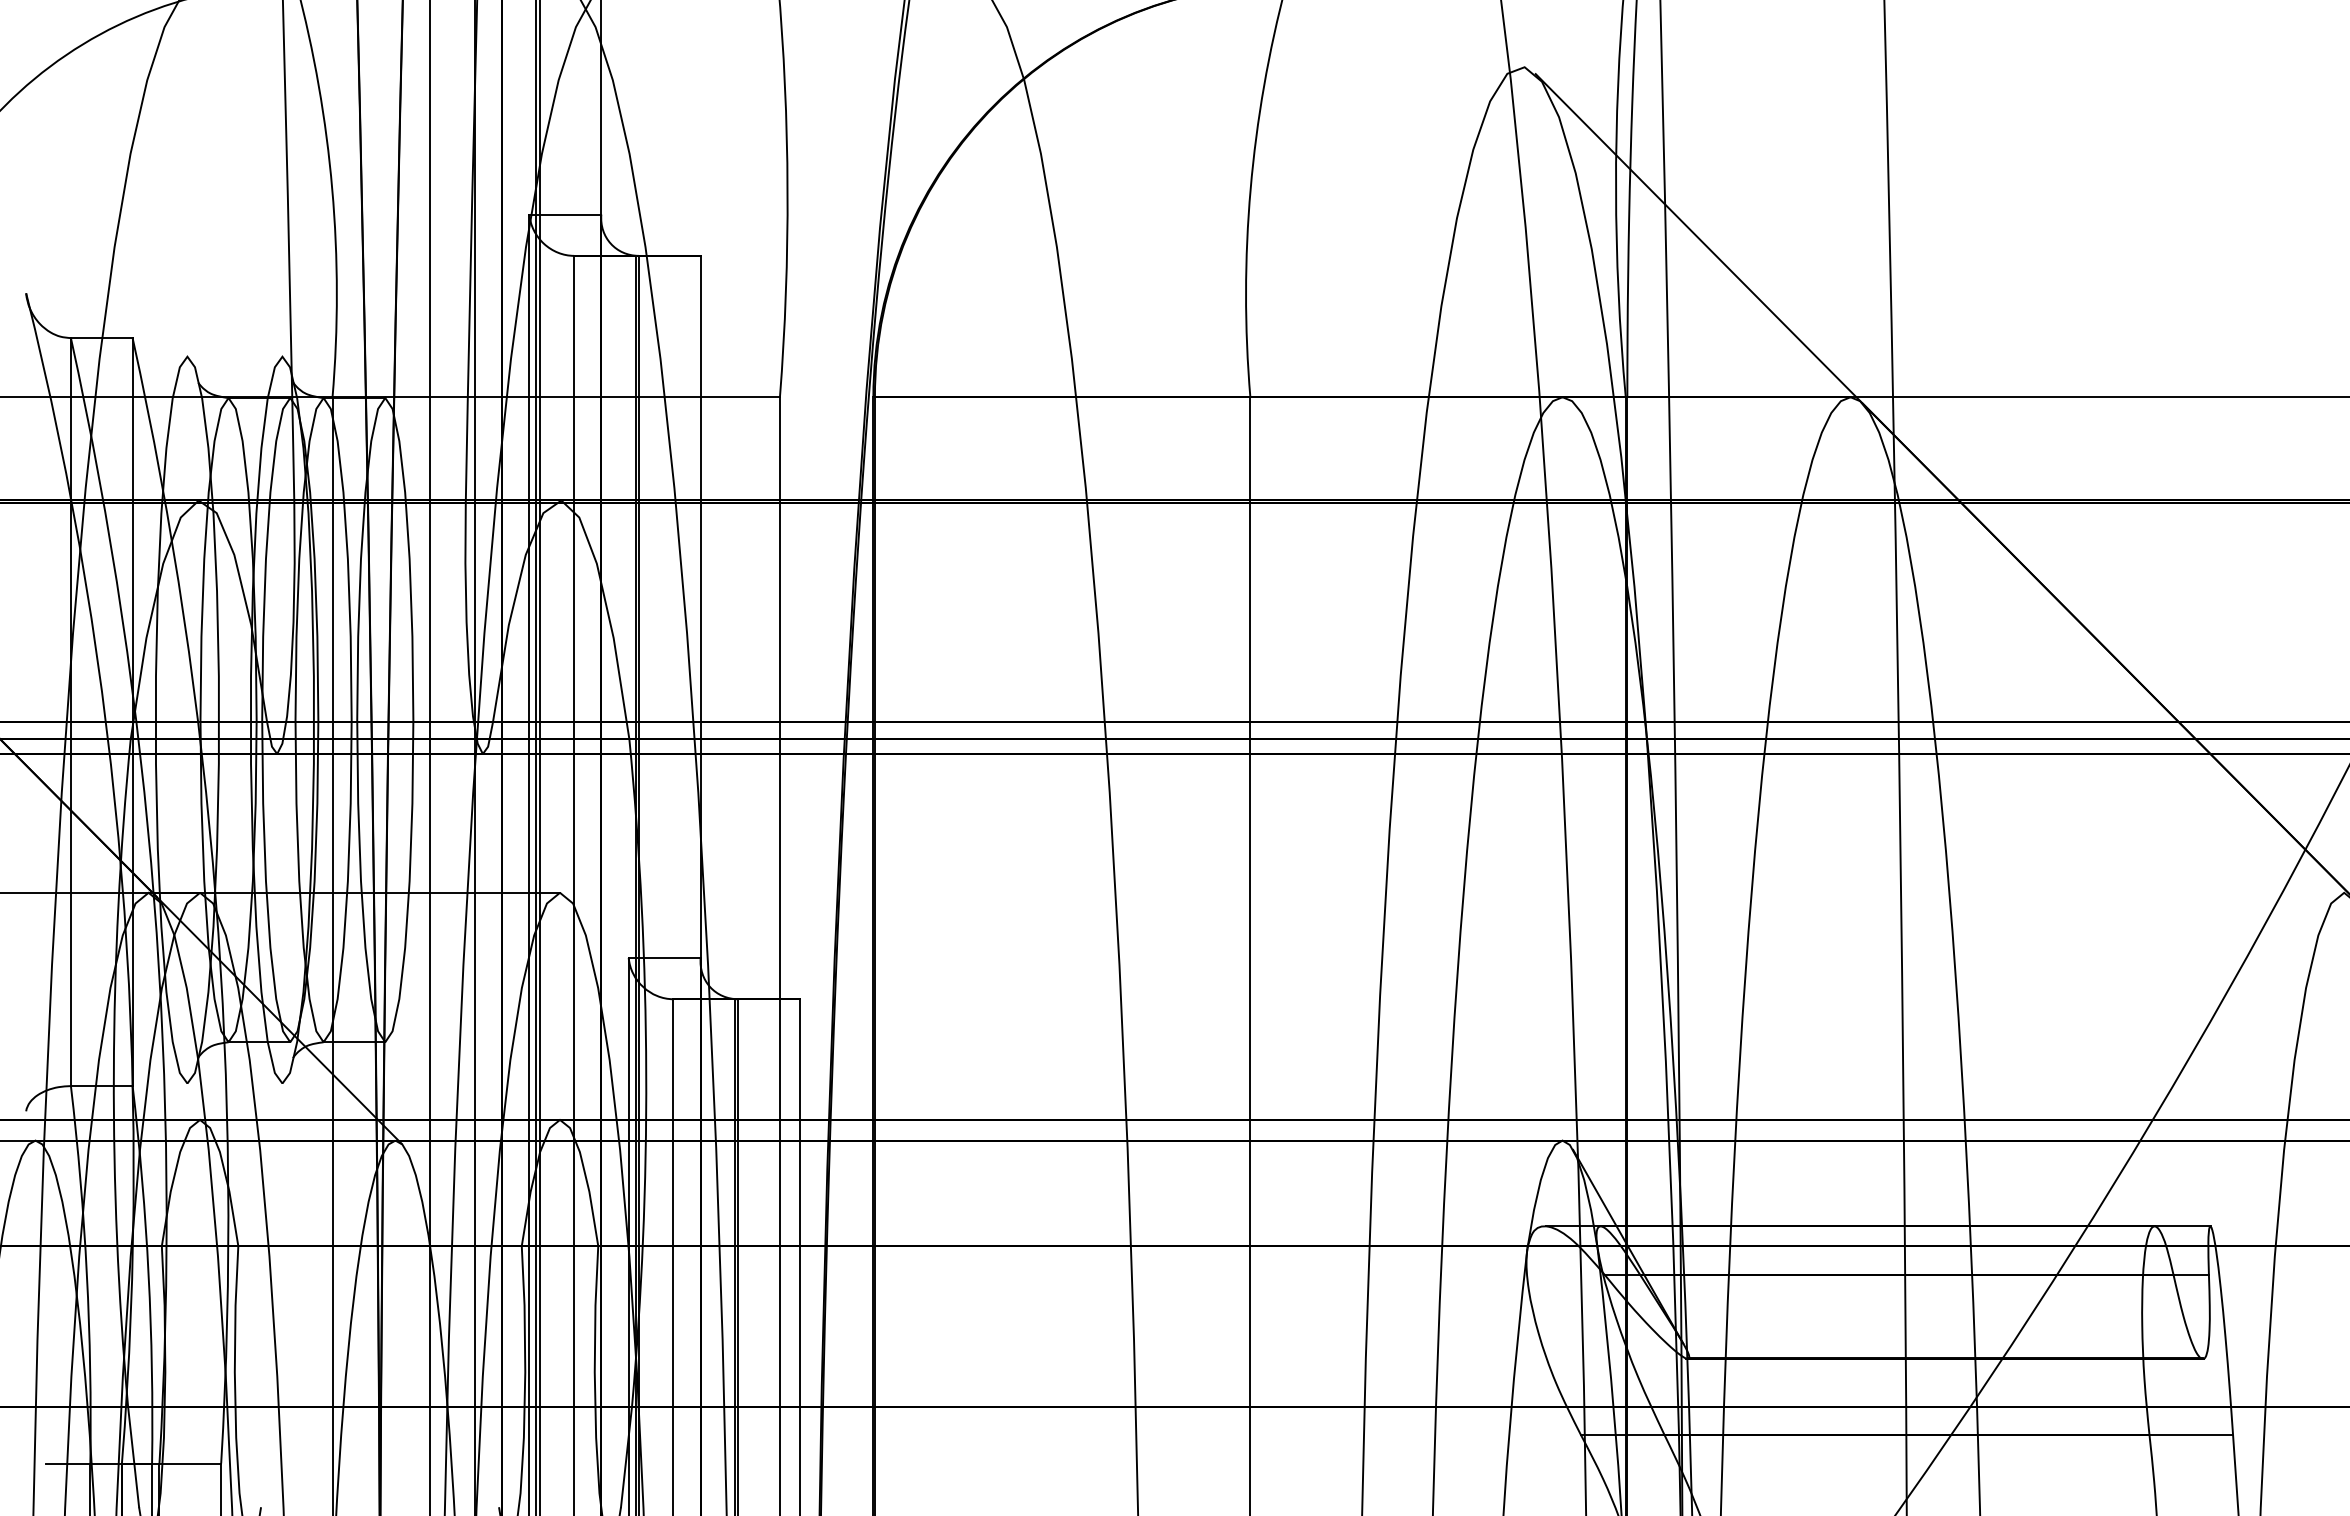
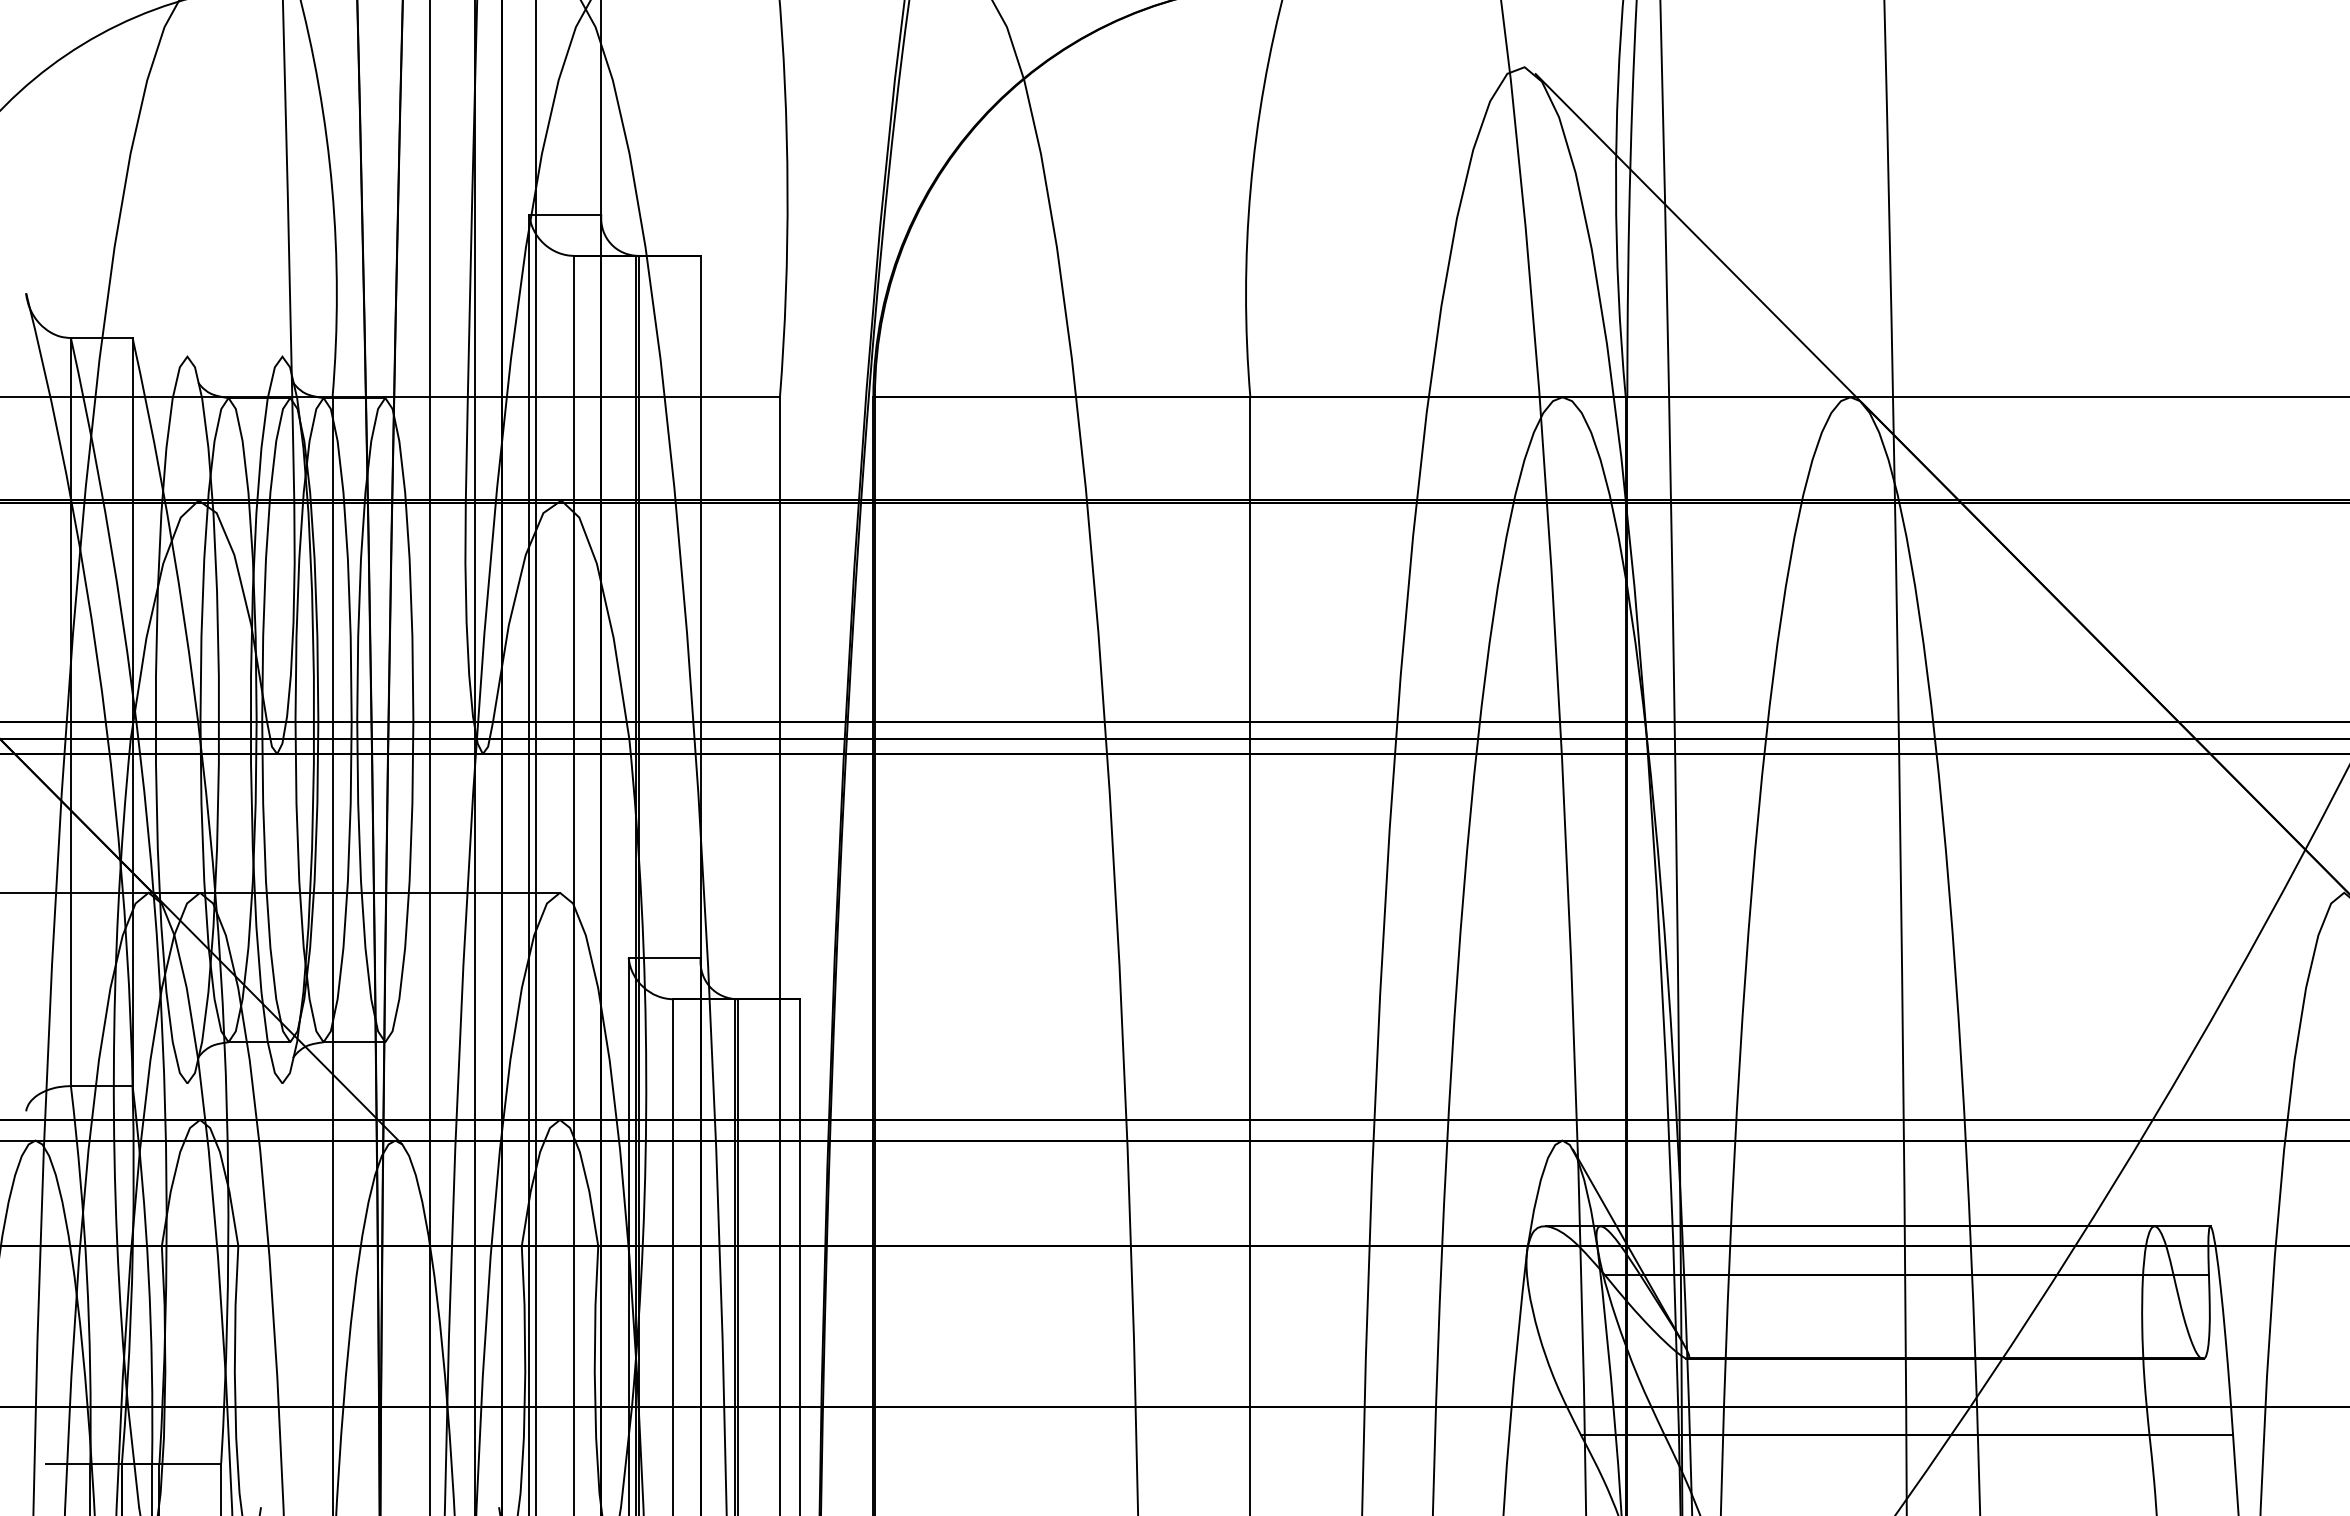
line: present -> none (539, 757)
